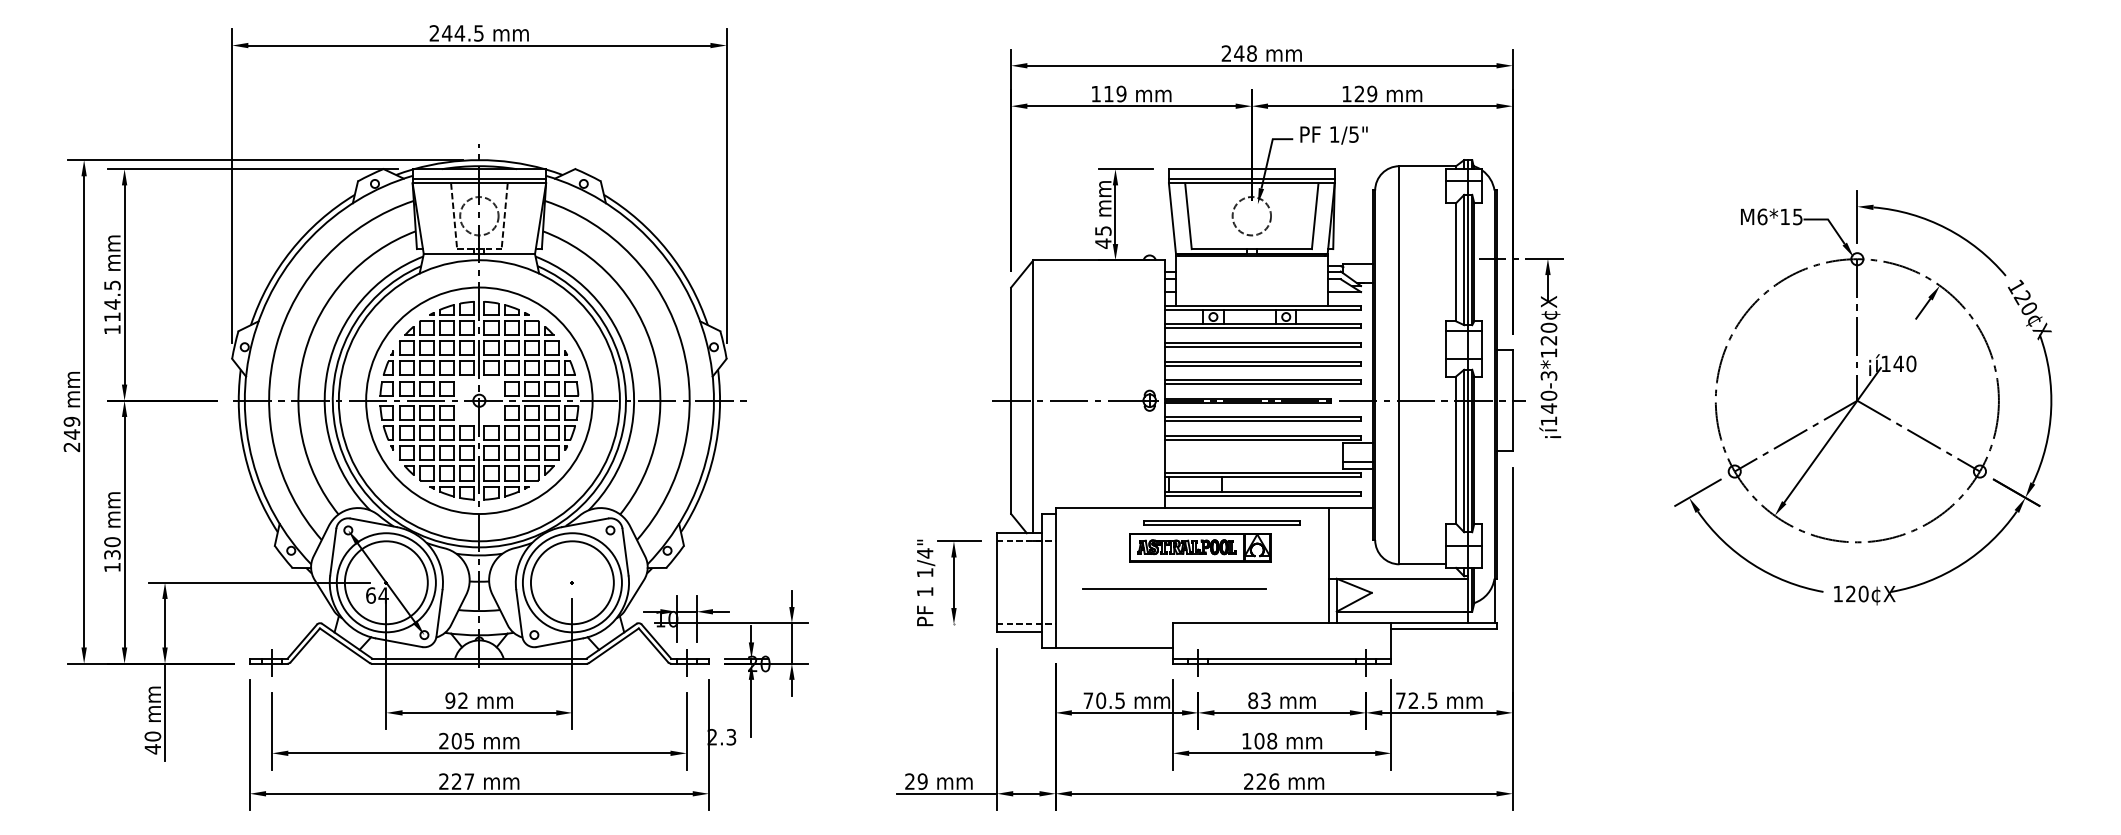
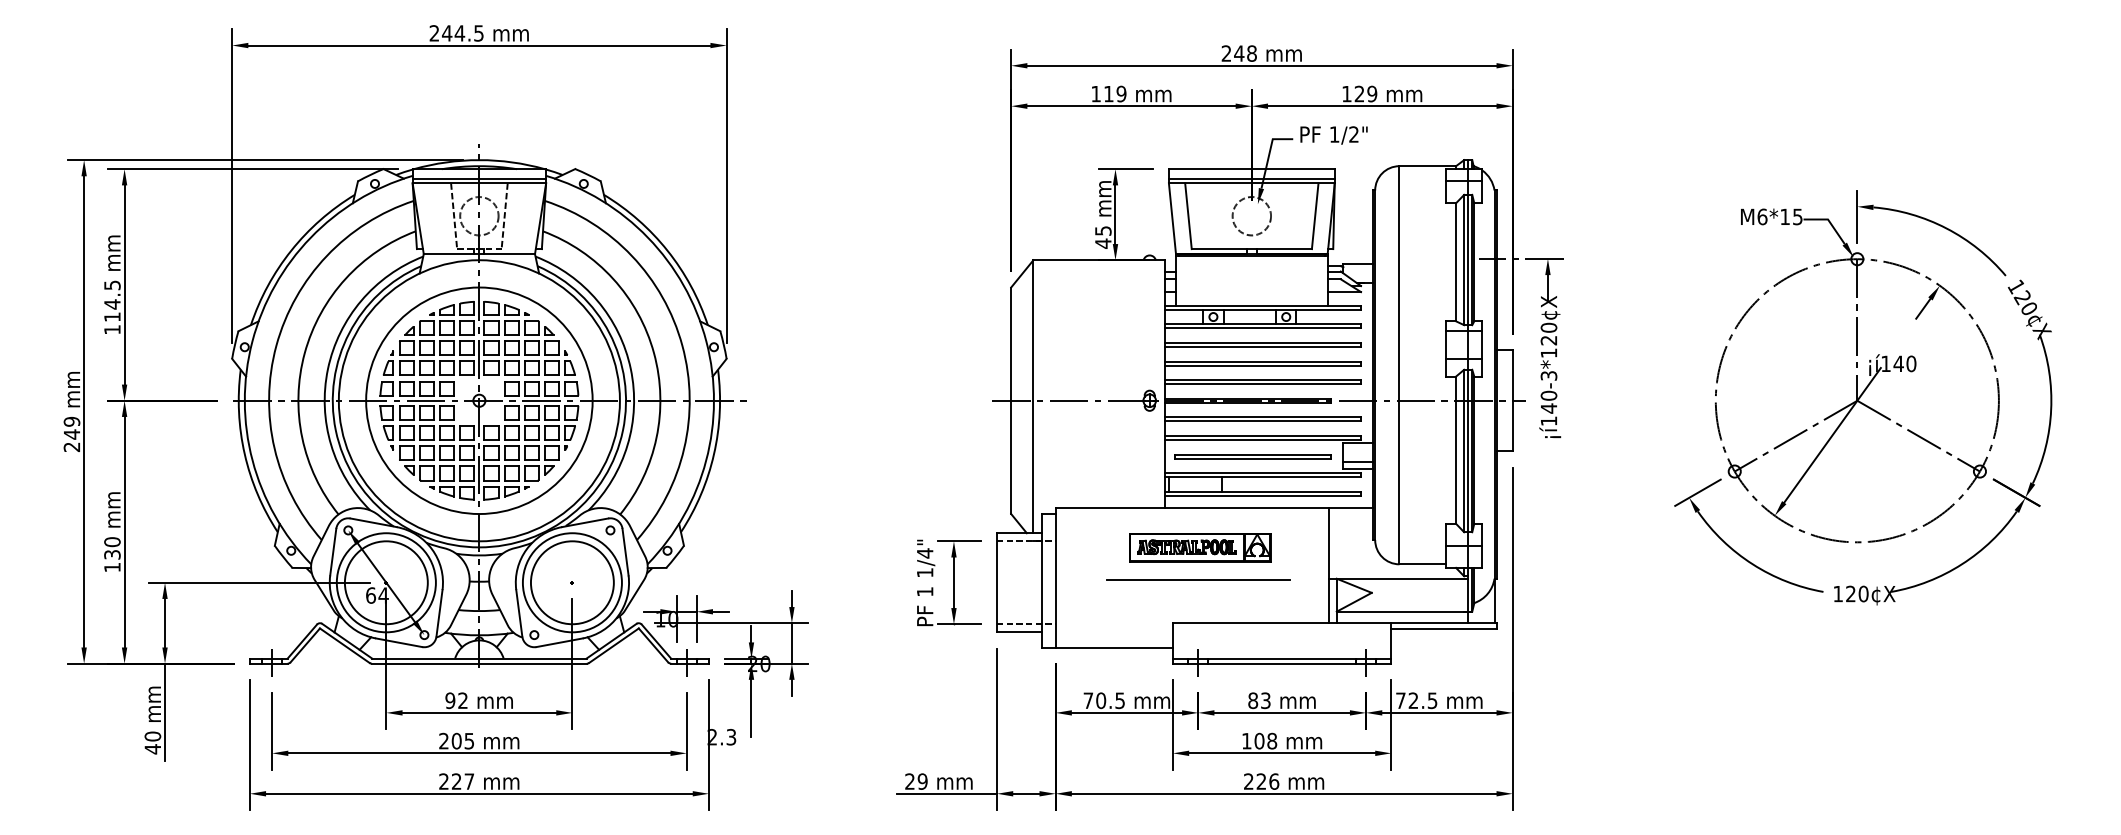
text: 1/5" -> 1/2" (1353, 134)
part position: (1221, 522) -> (1252, 456) (1252, 456)
line position: (1174, 588) -> (1198, 579) (1198, 579)
line: none -> present (958, 624)
